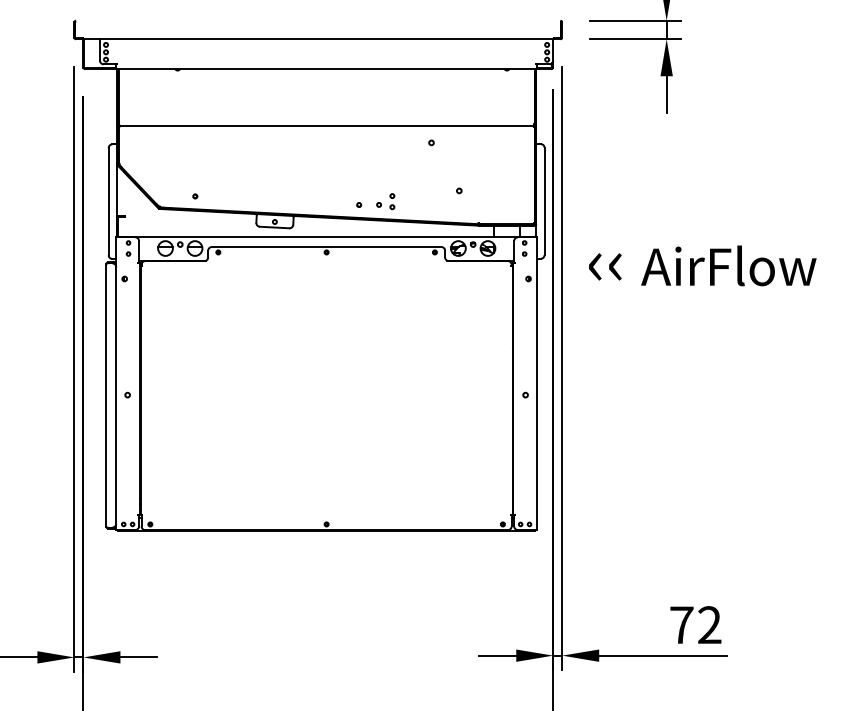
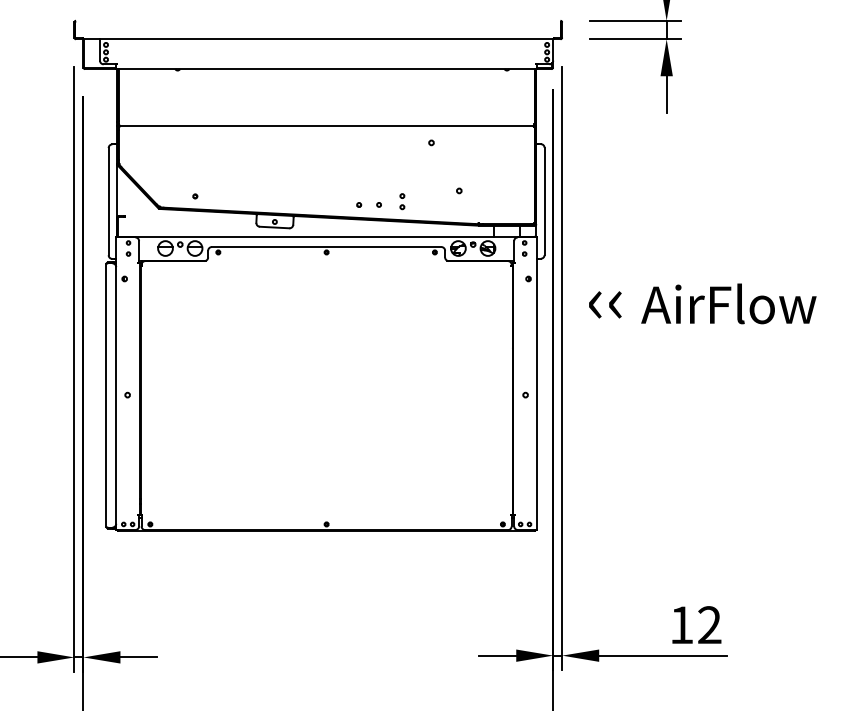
part position: (392, 201) -> (402, 201) (402, 201)
text position: (702, 265) -> (702, 303) (702, 303)
text: 72 -> 12 (681, 624)
